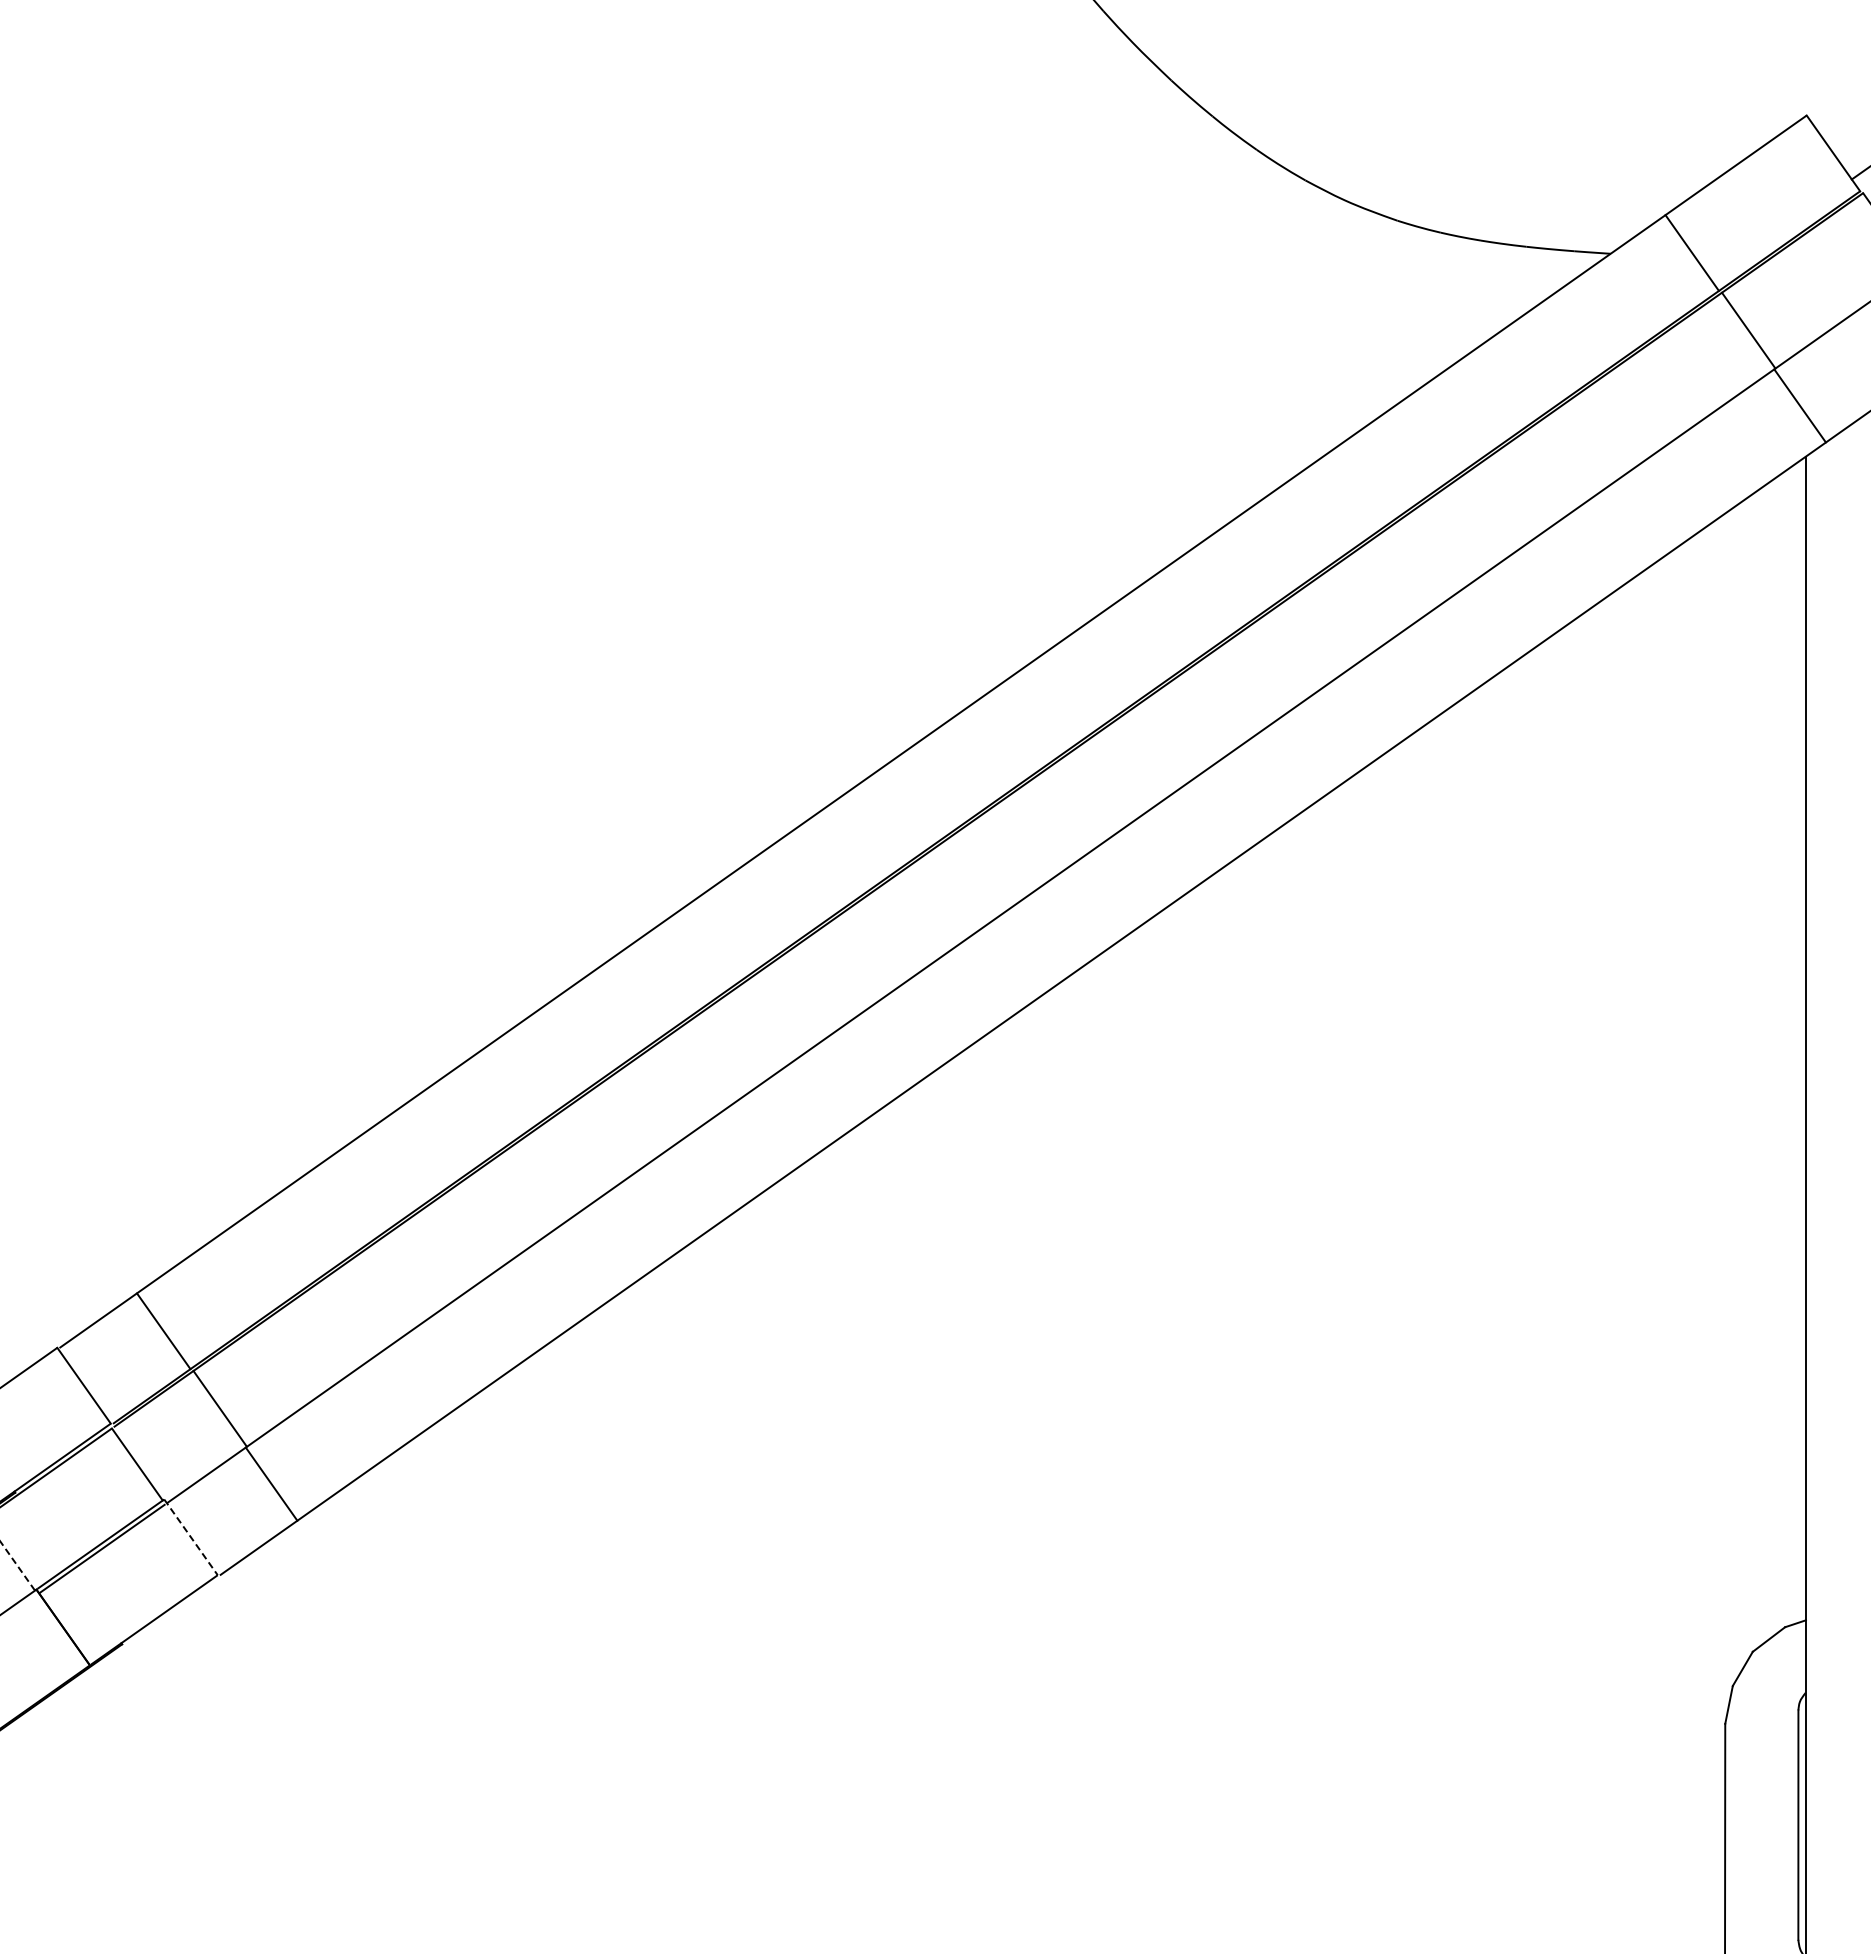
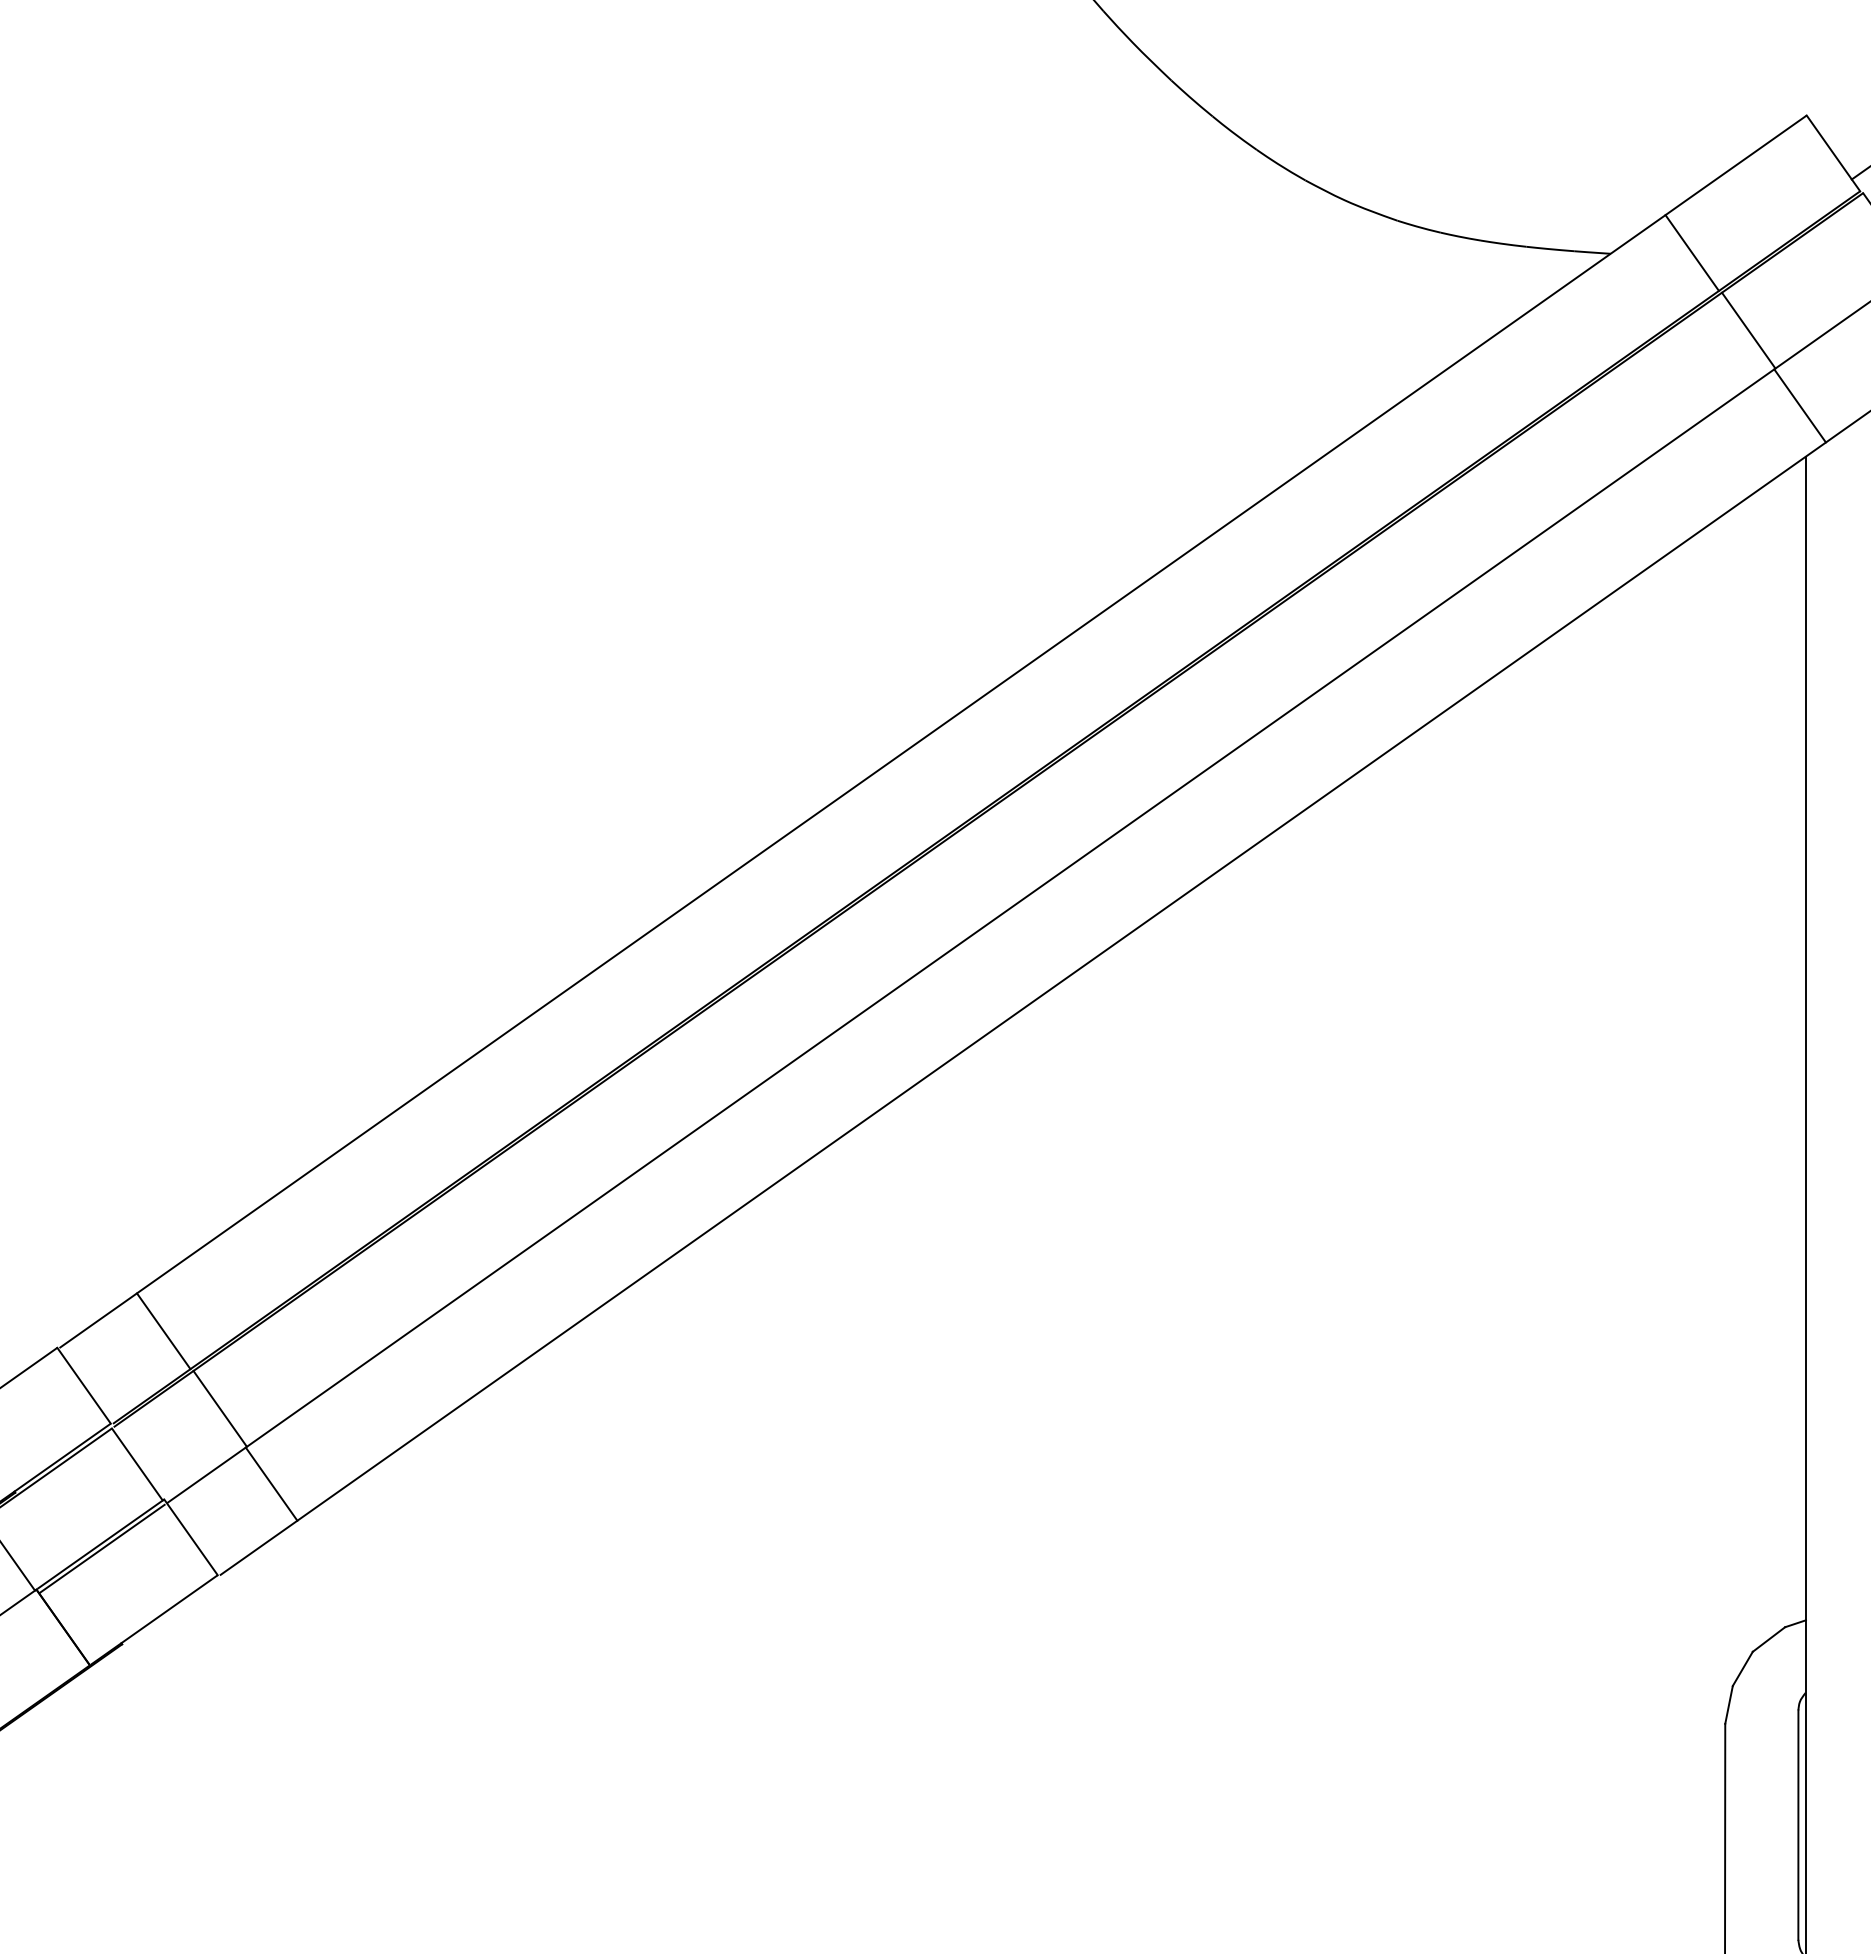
line: dashed -> solid (191, 1537)
line: dashed -> solid (17, 1565)
